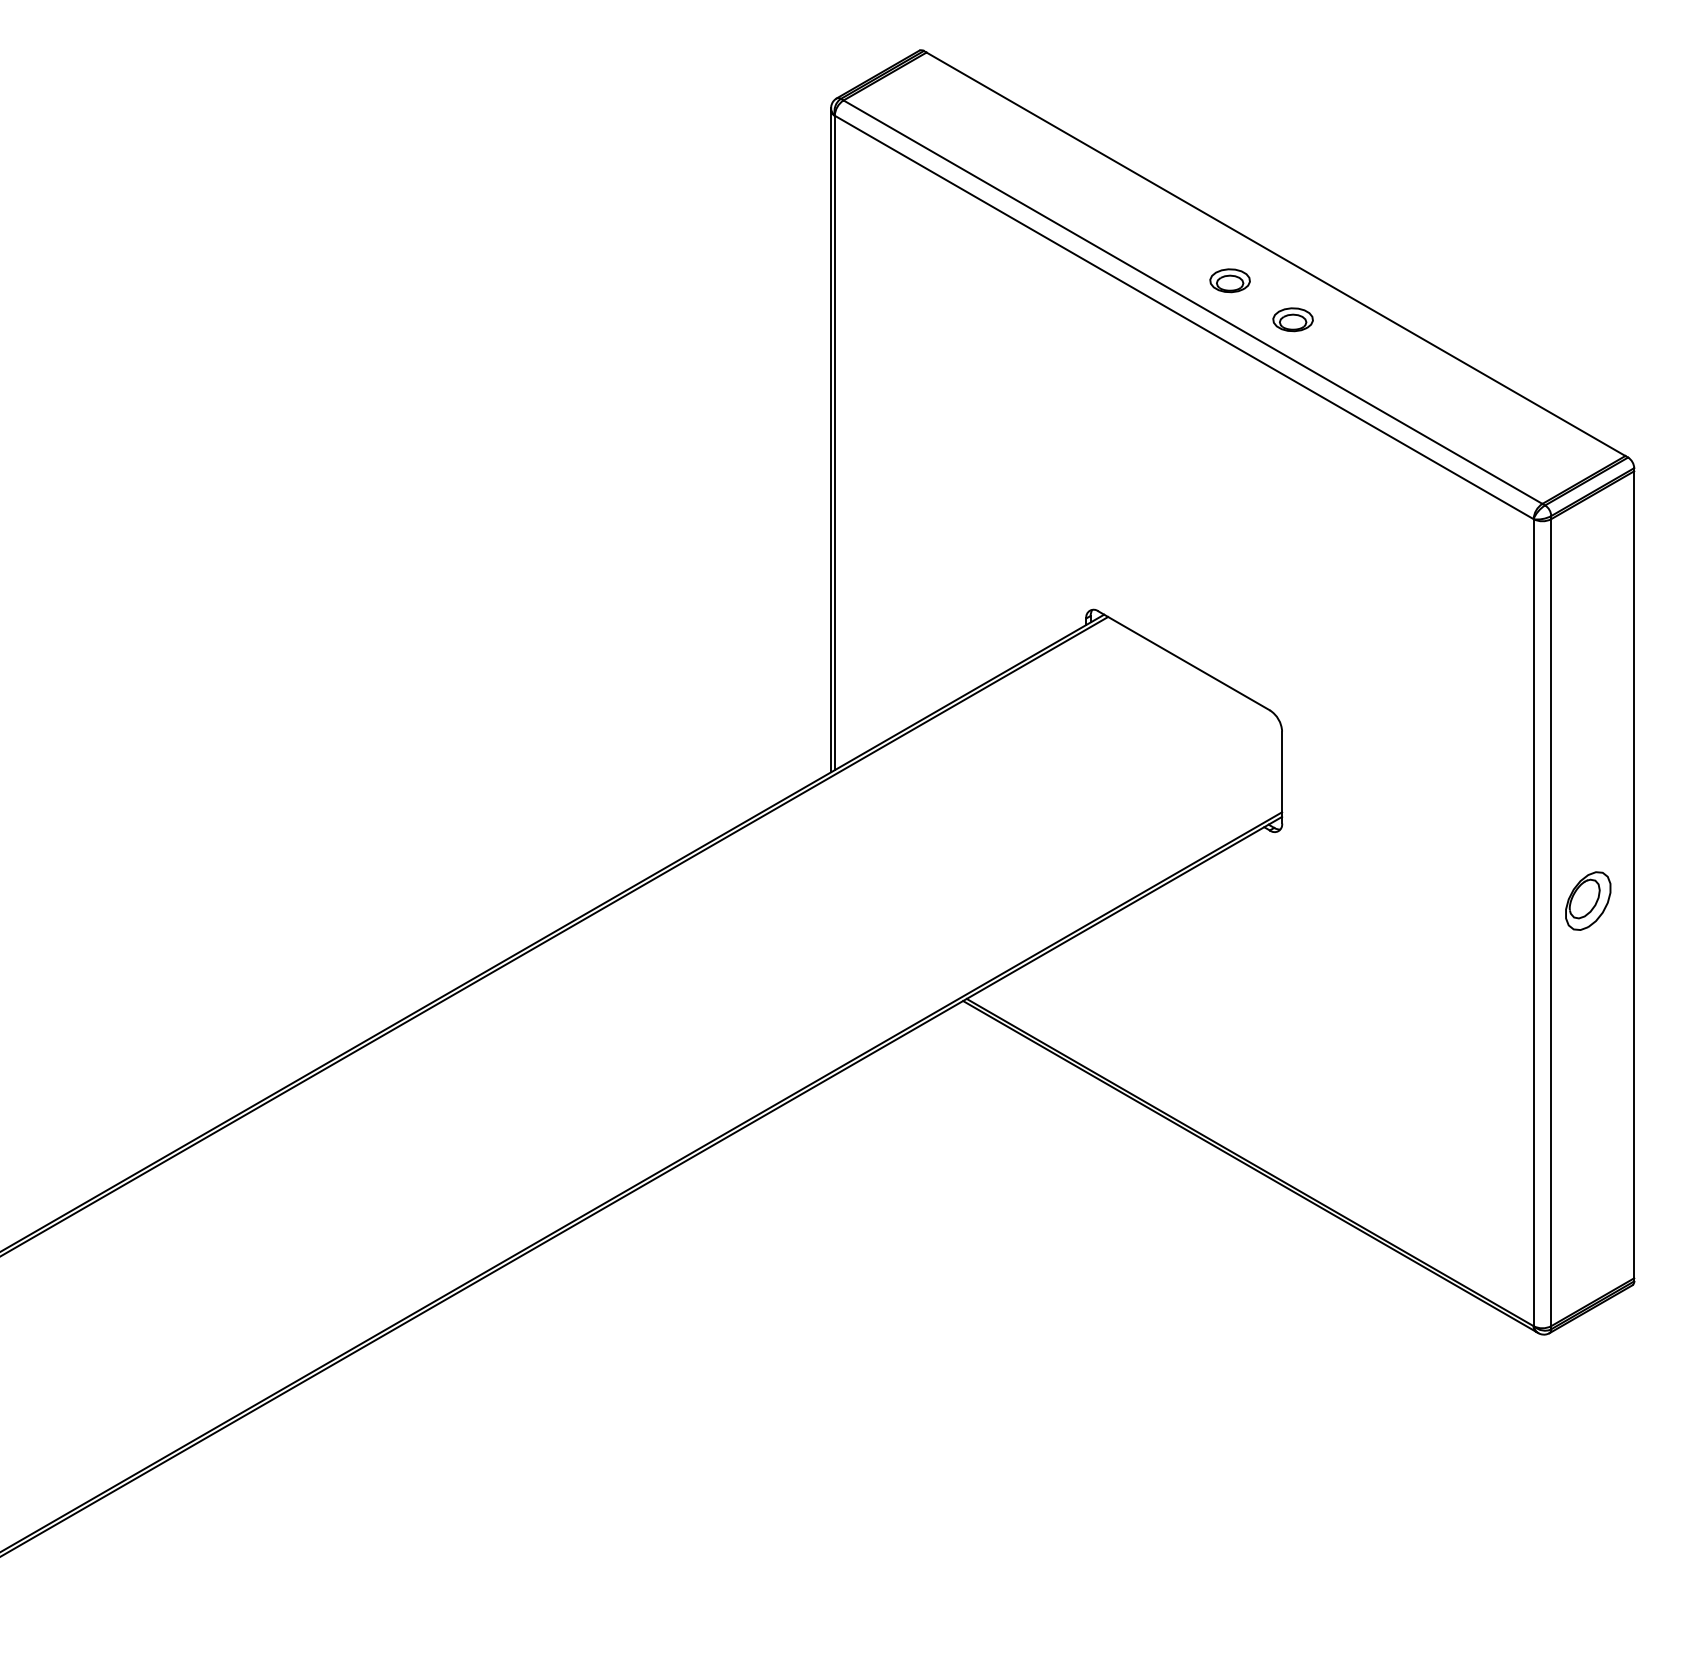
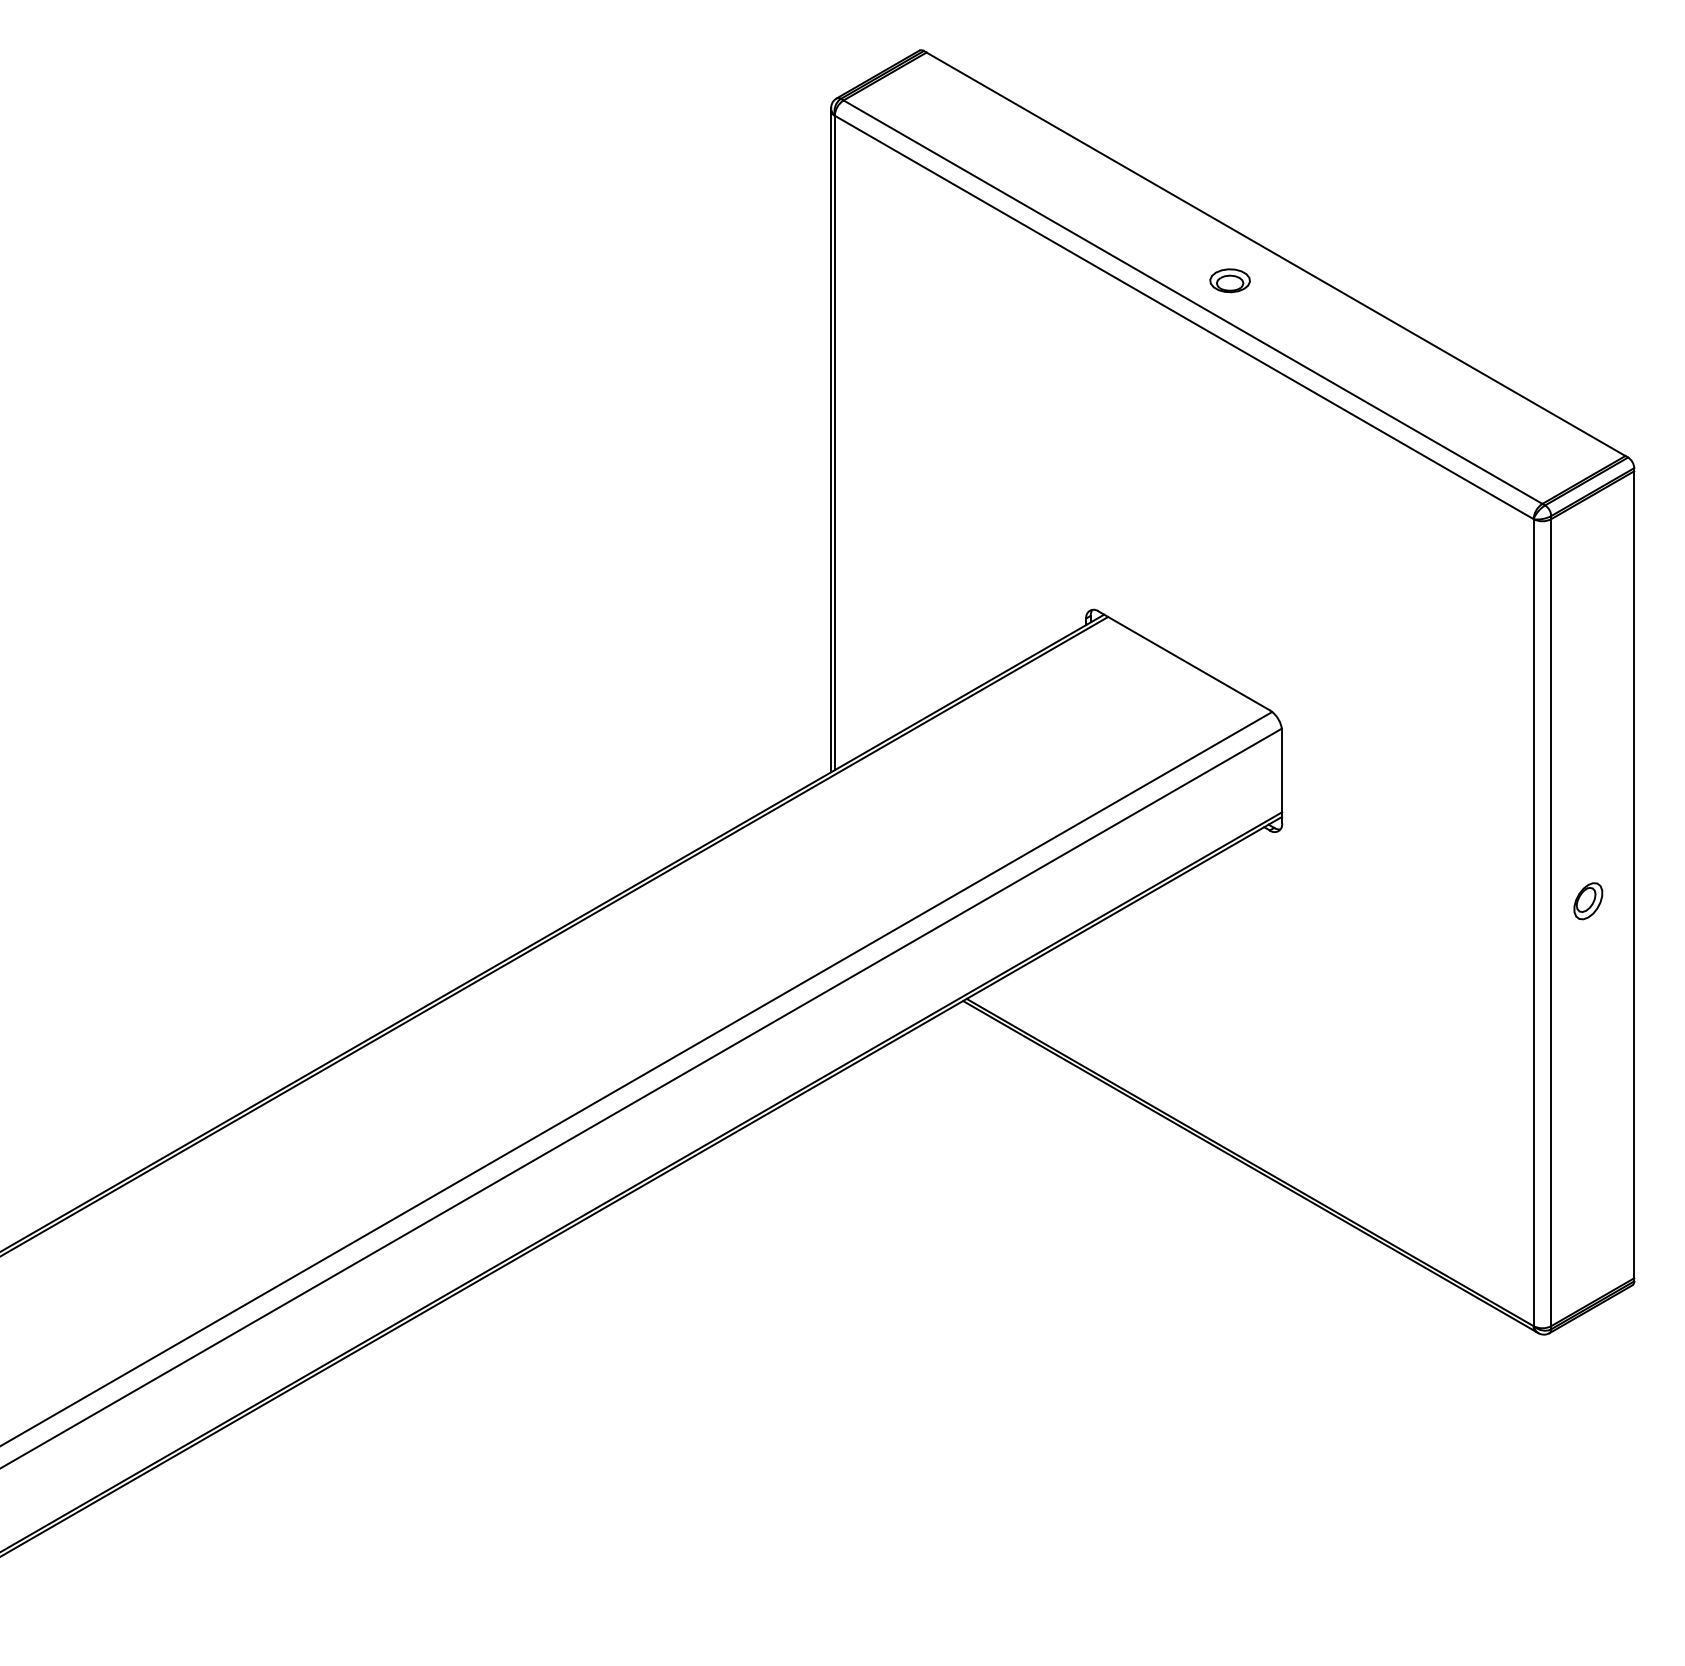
part: present -> none (1292, 319)
part size: 47x60 px -> 31x39 px (1588, 901)
line: none -> present (637, 1077)
line: none -> present (641, 1097)
